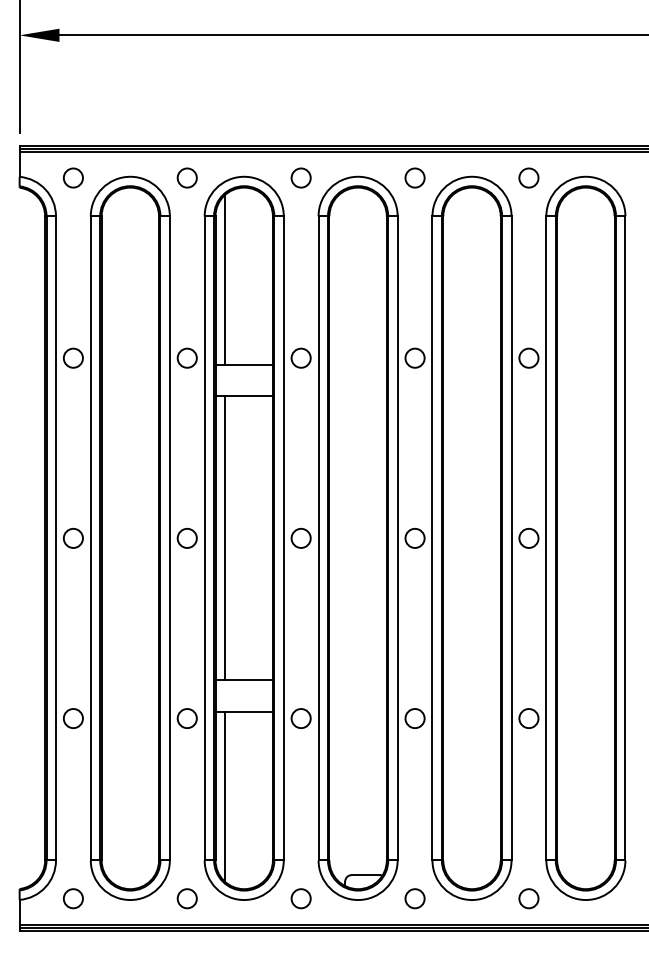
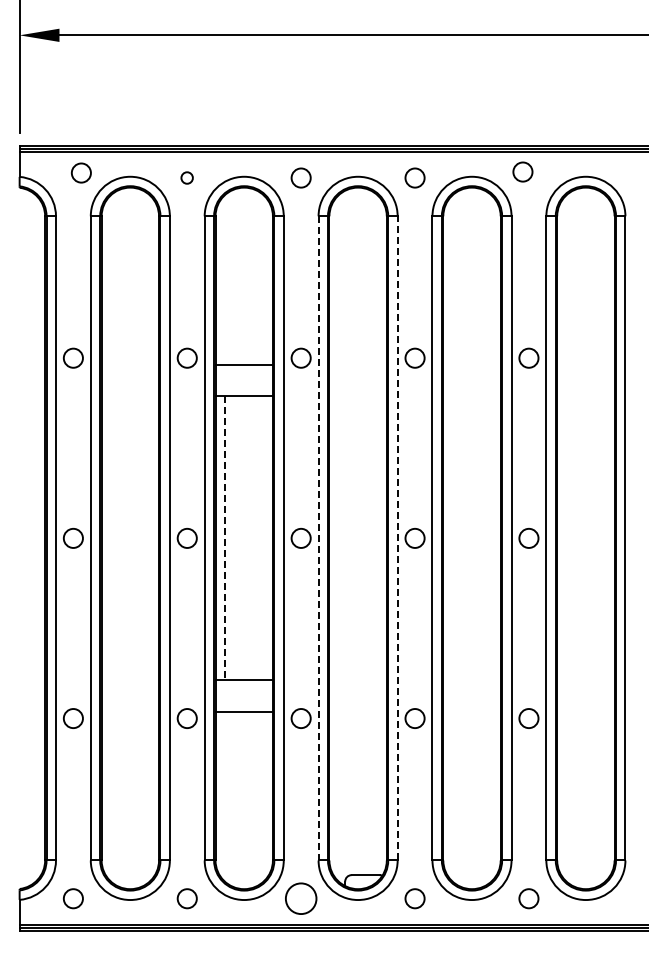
circle position: (73, 177) -> (81, 172) (81, 172)
circle size: 22x22 px -> 14x14 px (186, 177)
circle position: (528, 177) -> (522, 171) (522, 171)
line: present -> none (225, 279)
line: solid -> dashed (397, 537)
line: solid -> dashed (225, 538)
line: solid -> dashed (318, 538)
line: present -> none (225, 796)
circle diameter: 19 px -> 31 px (300, 898)
